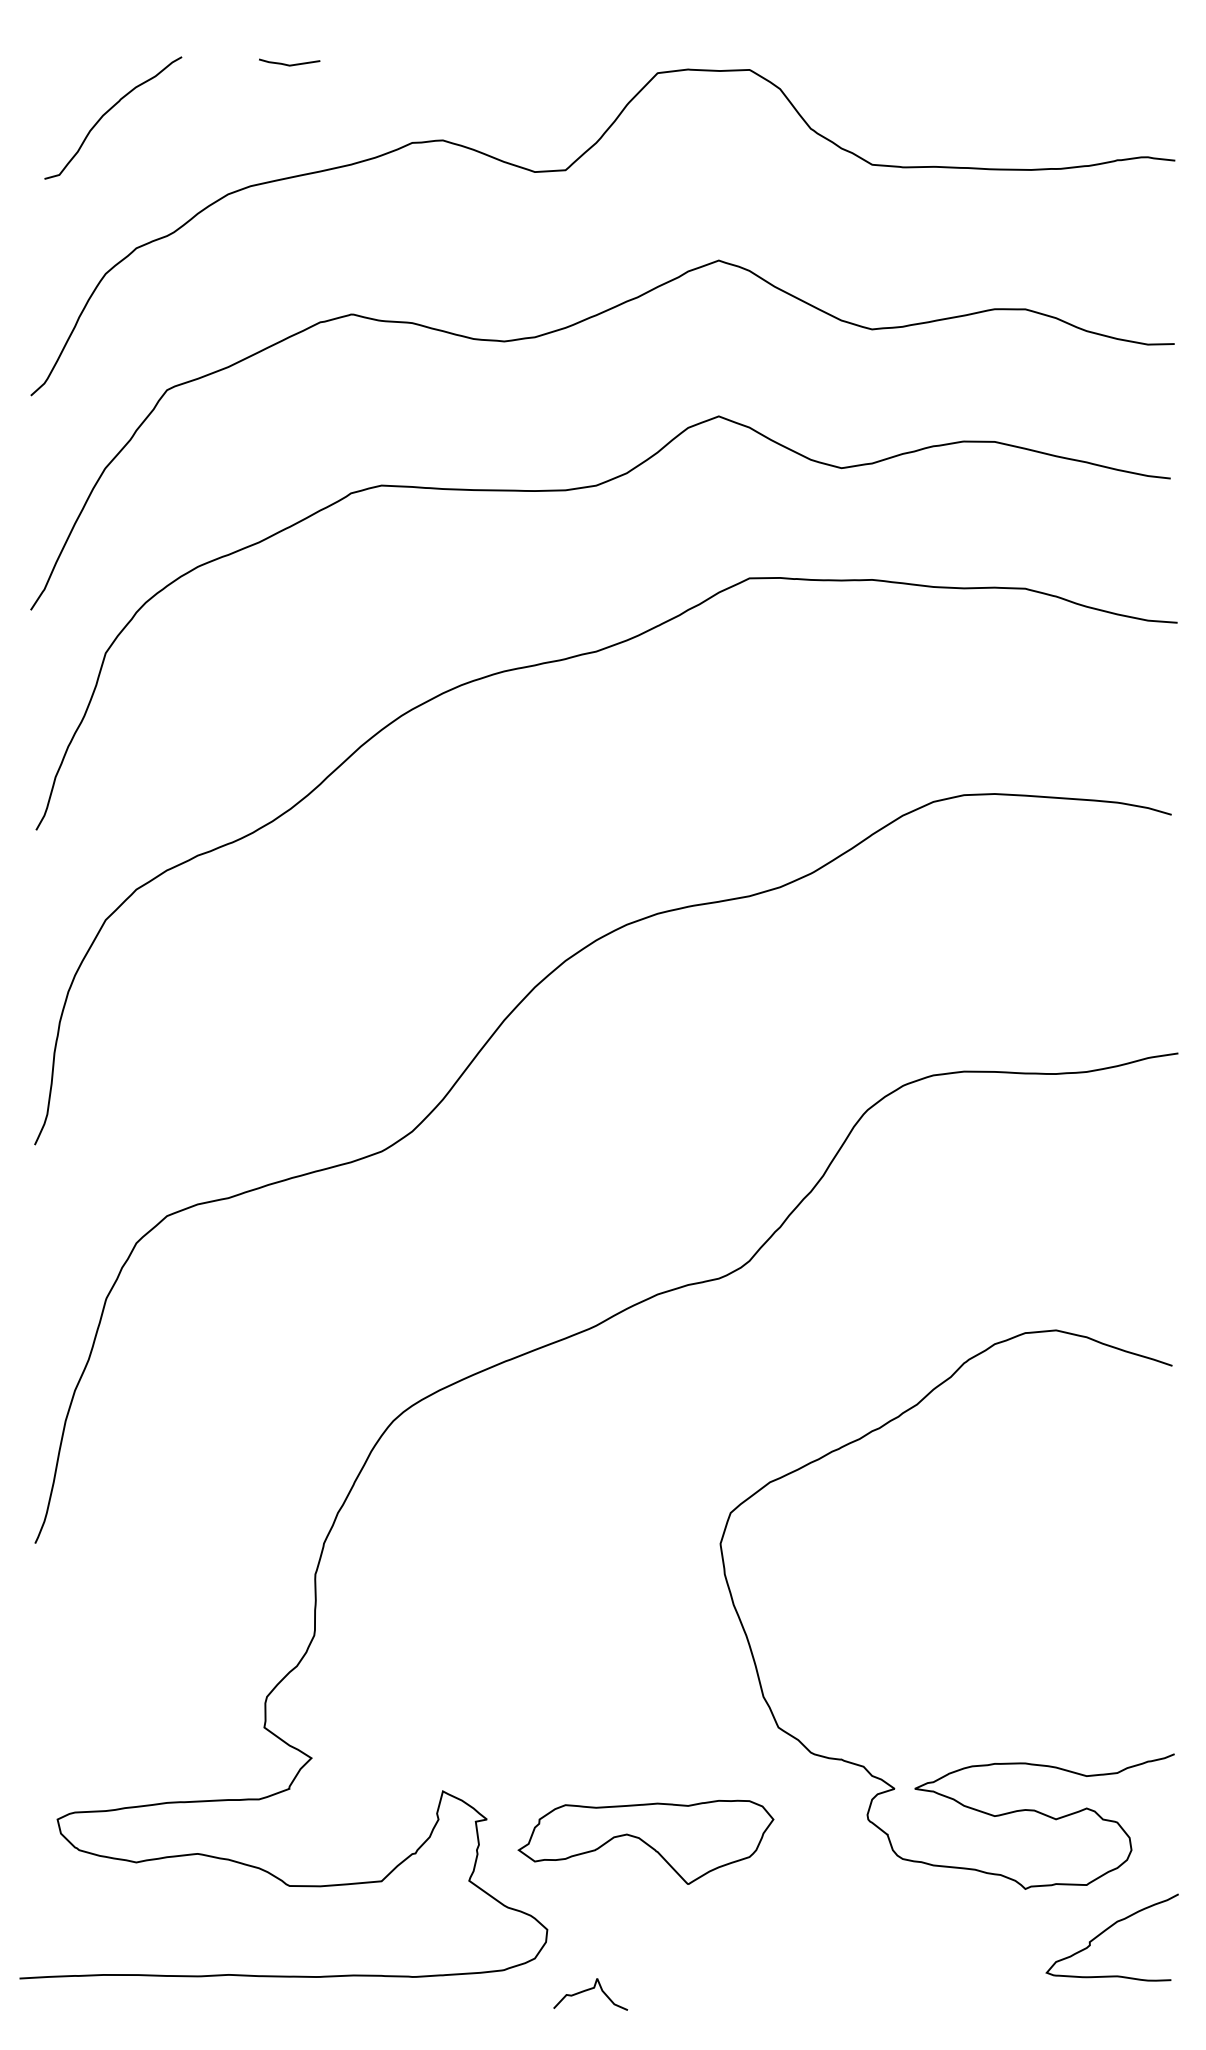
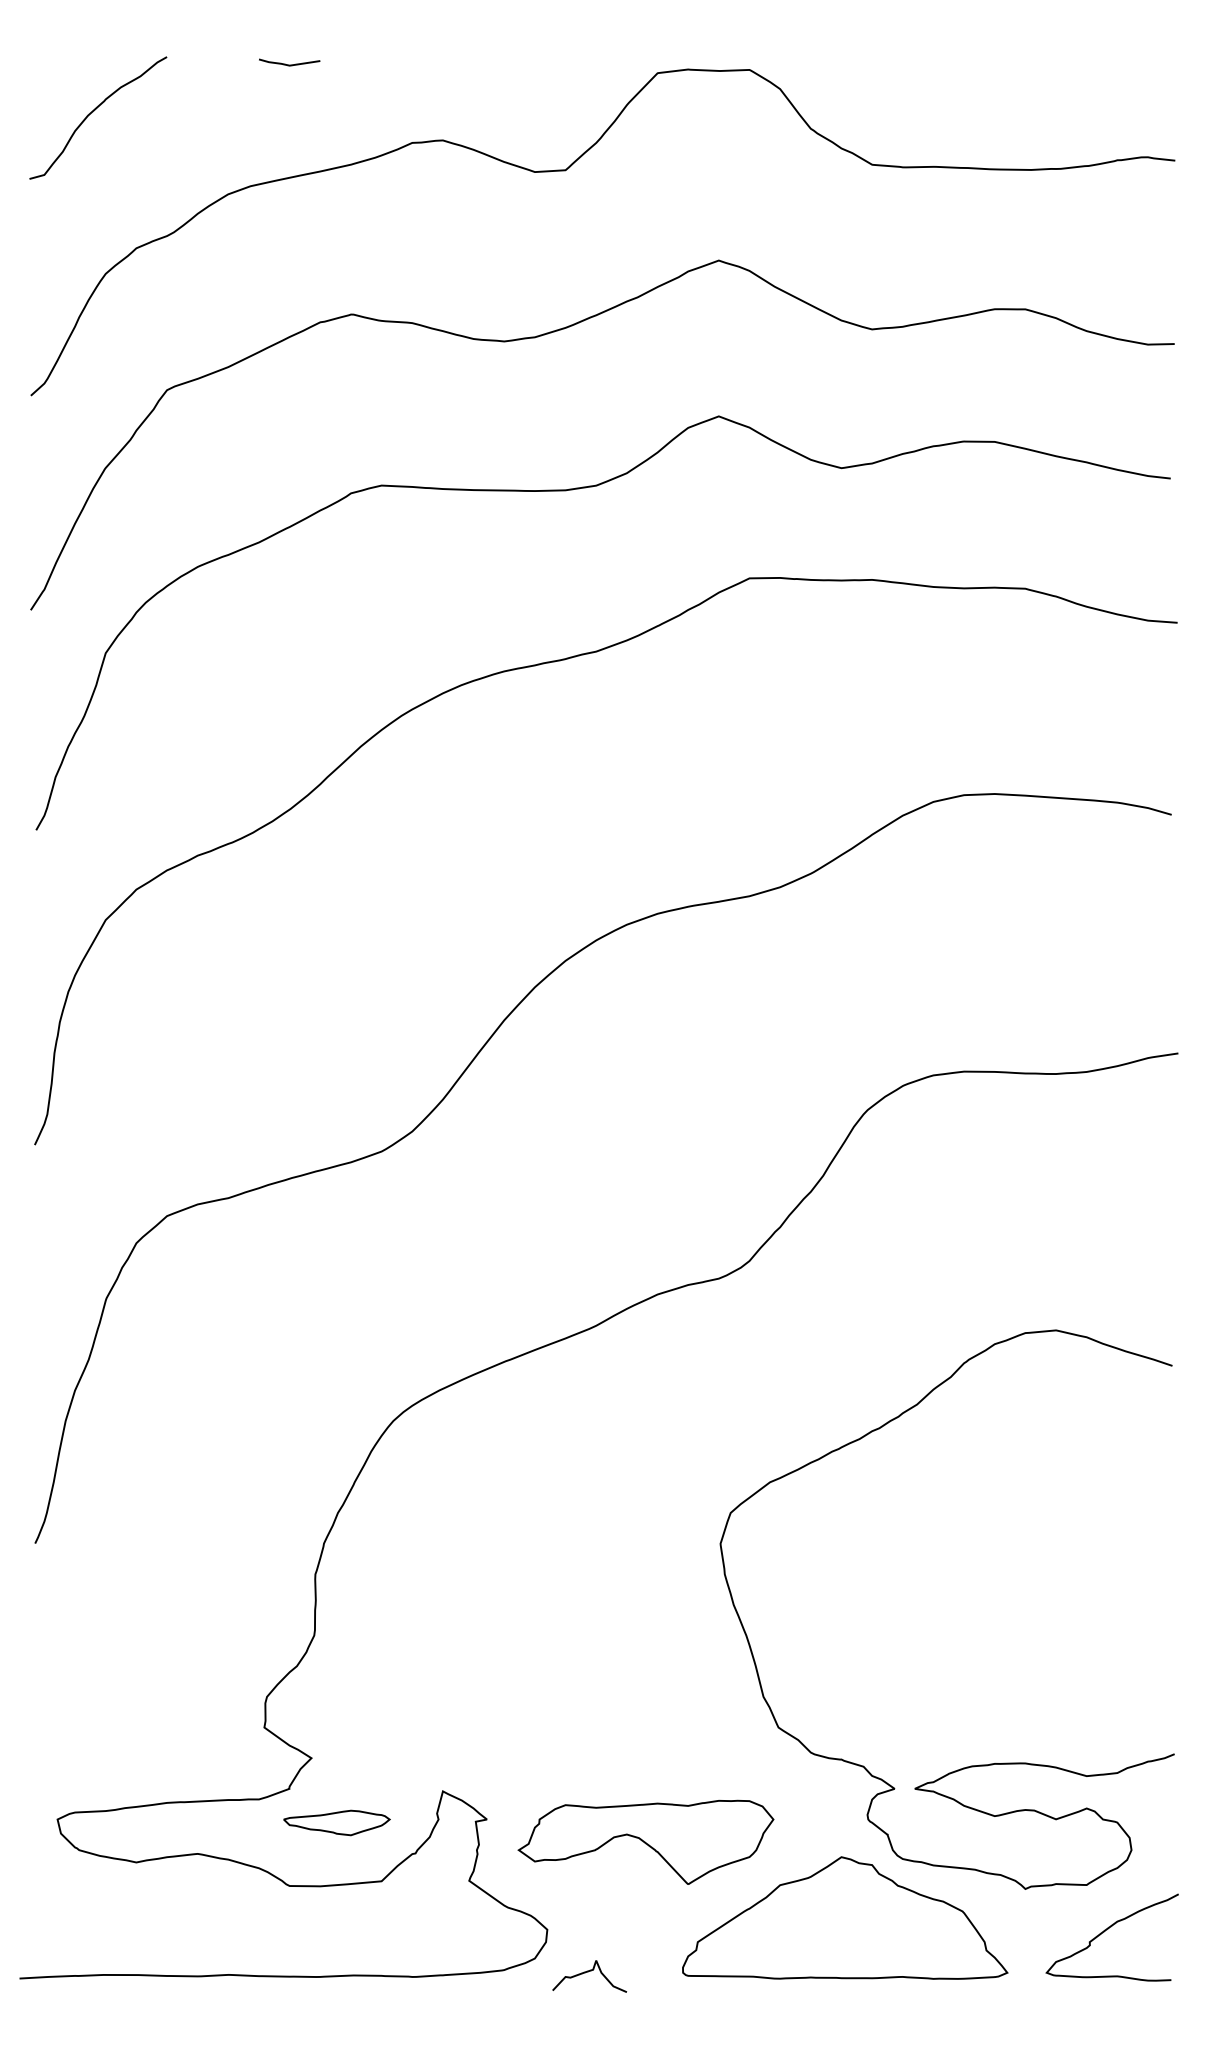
curve position: (108, 112) -> (93, 112) (93, 112)
part: none -> present (336, 1822)
part: none -> present (845, 1917)
curve position: (589, 1990) -> (588, 1972) (588, 1972)
